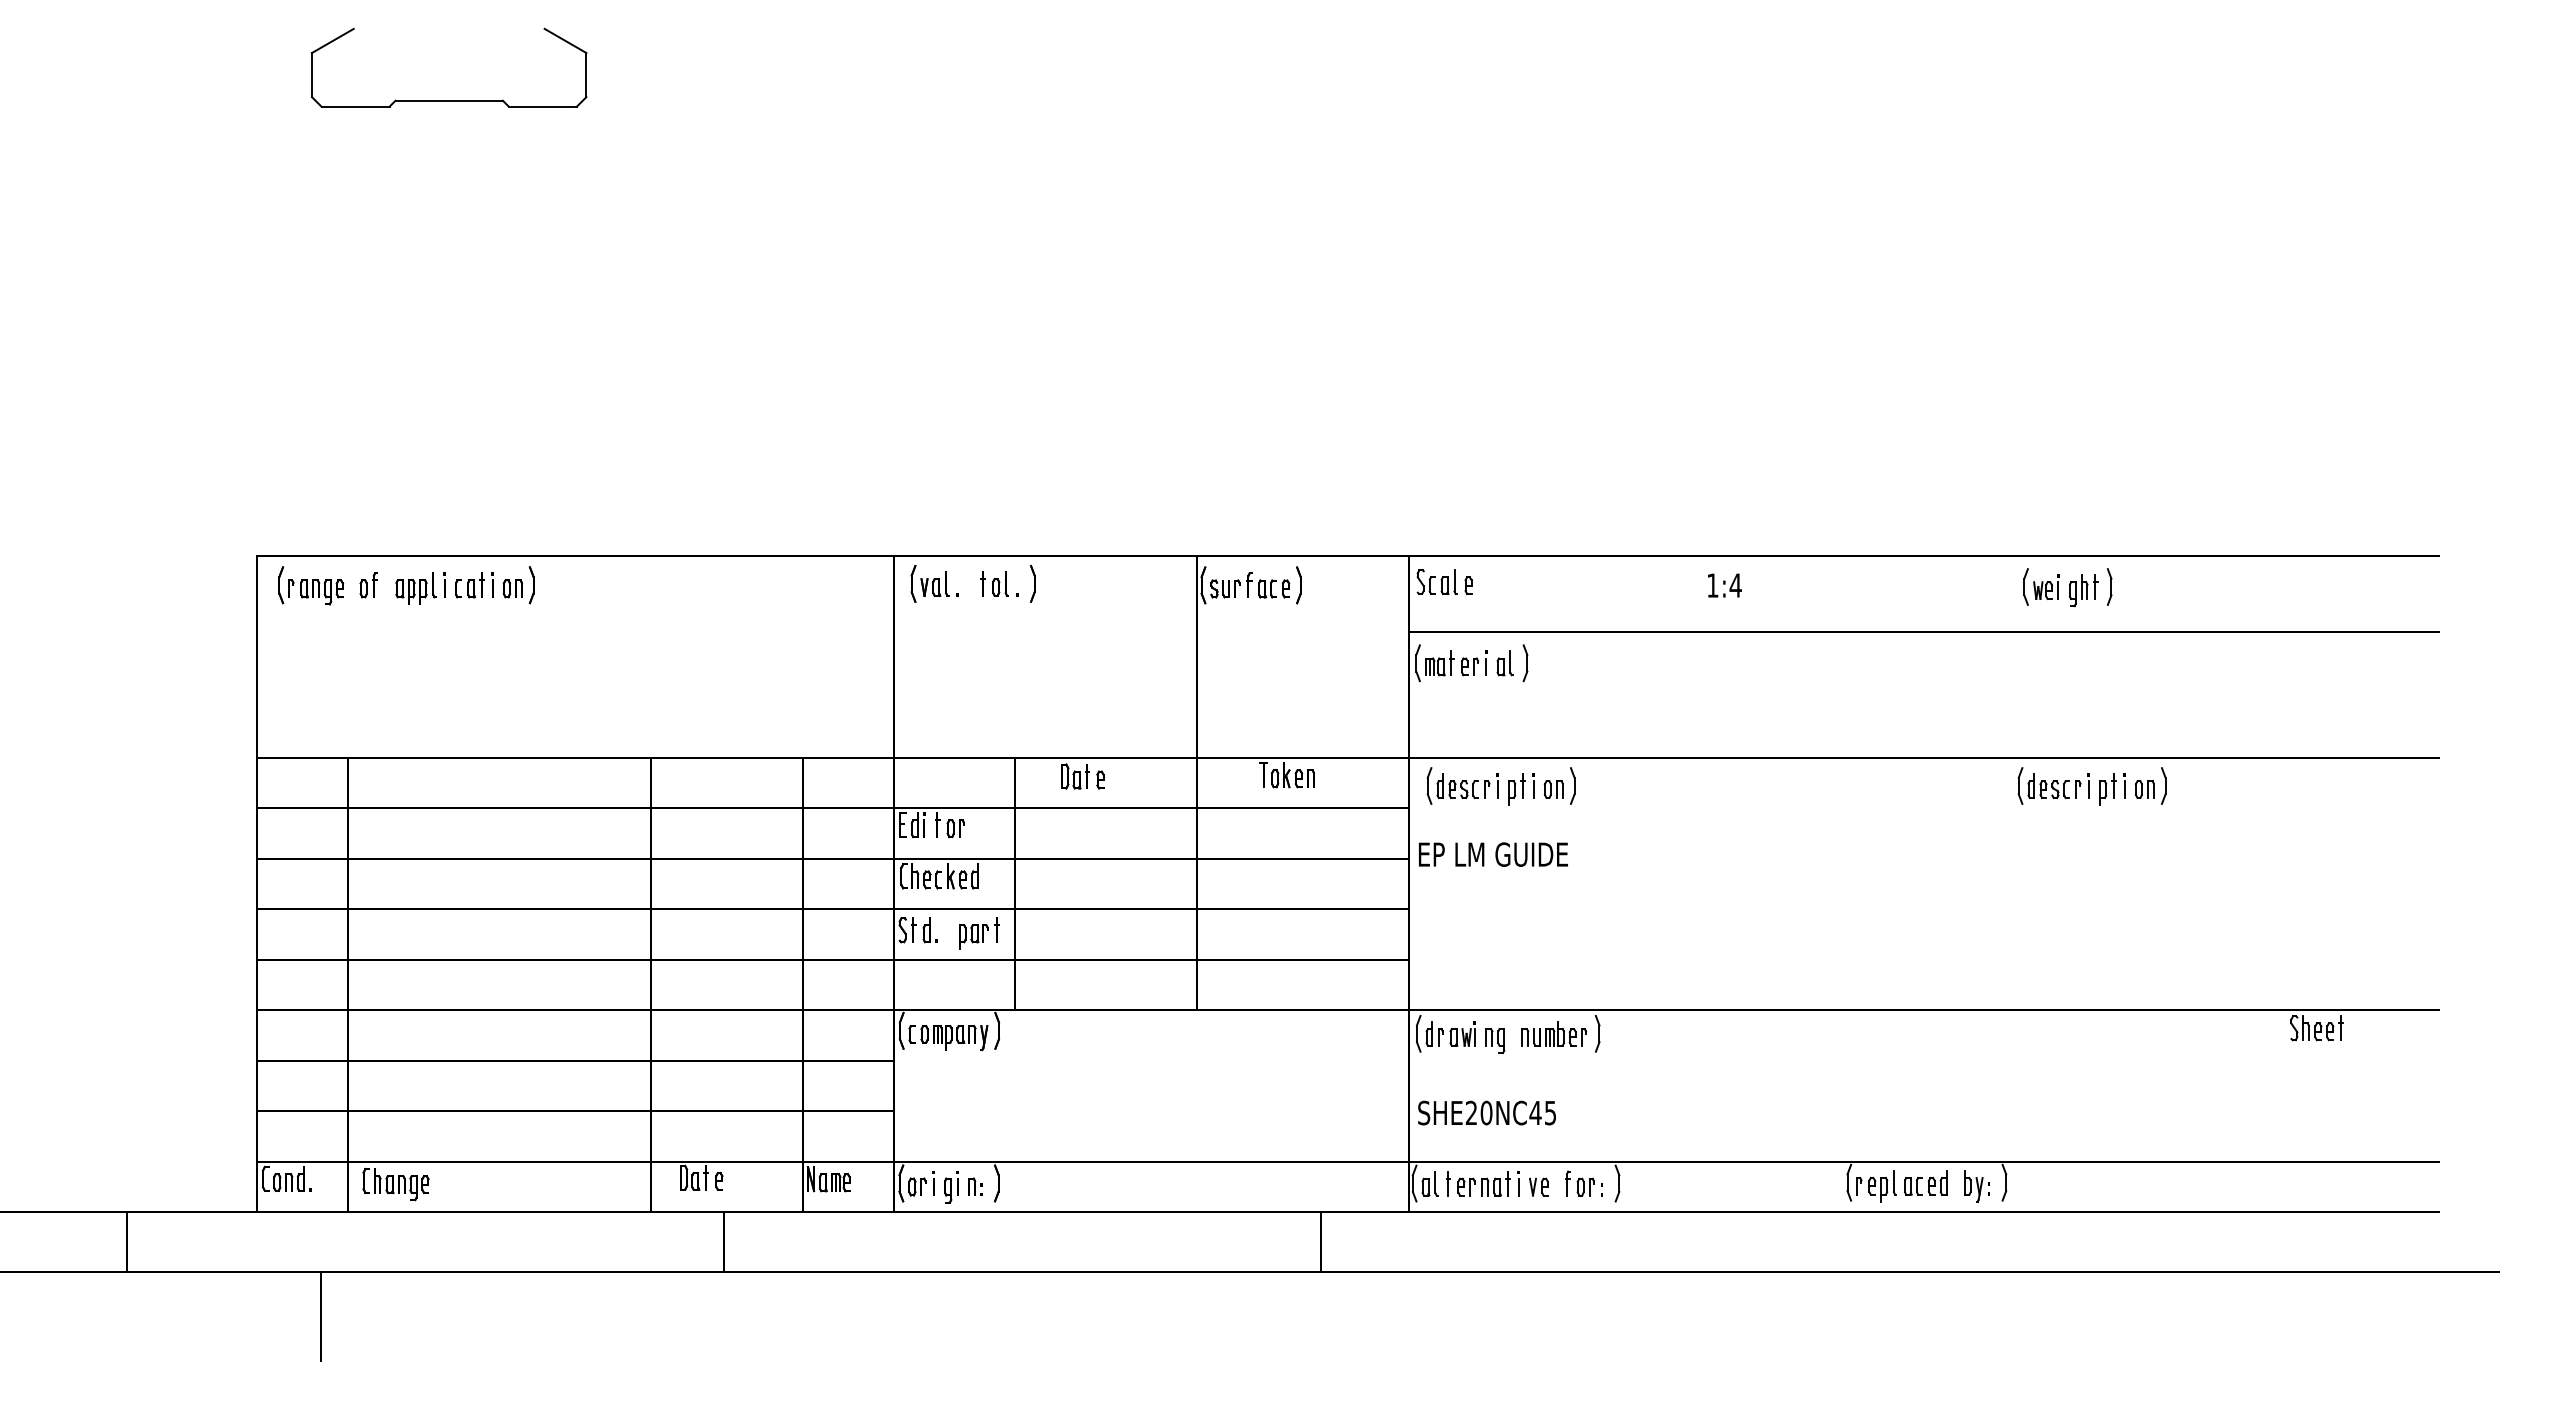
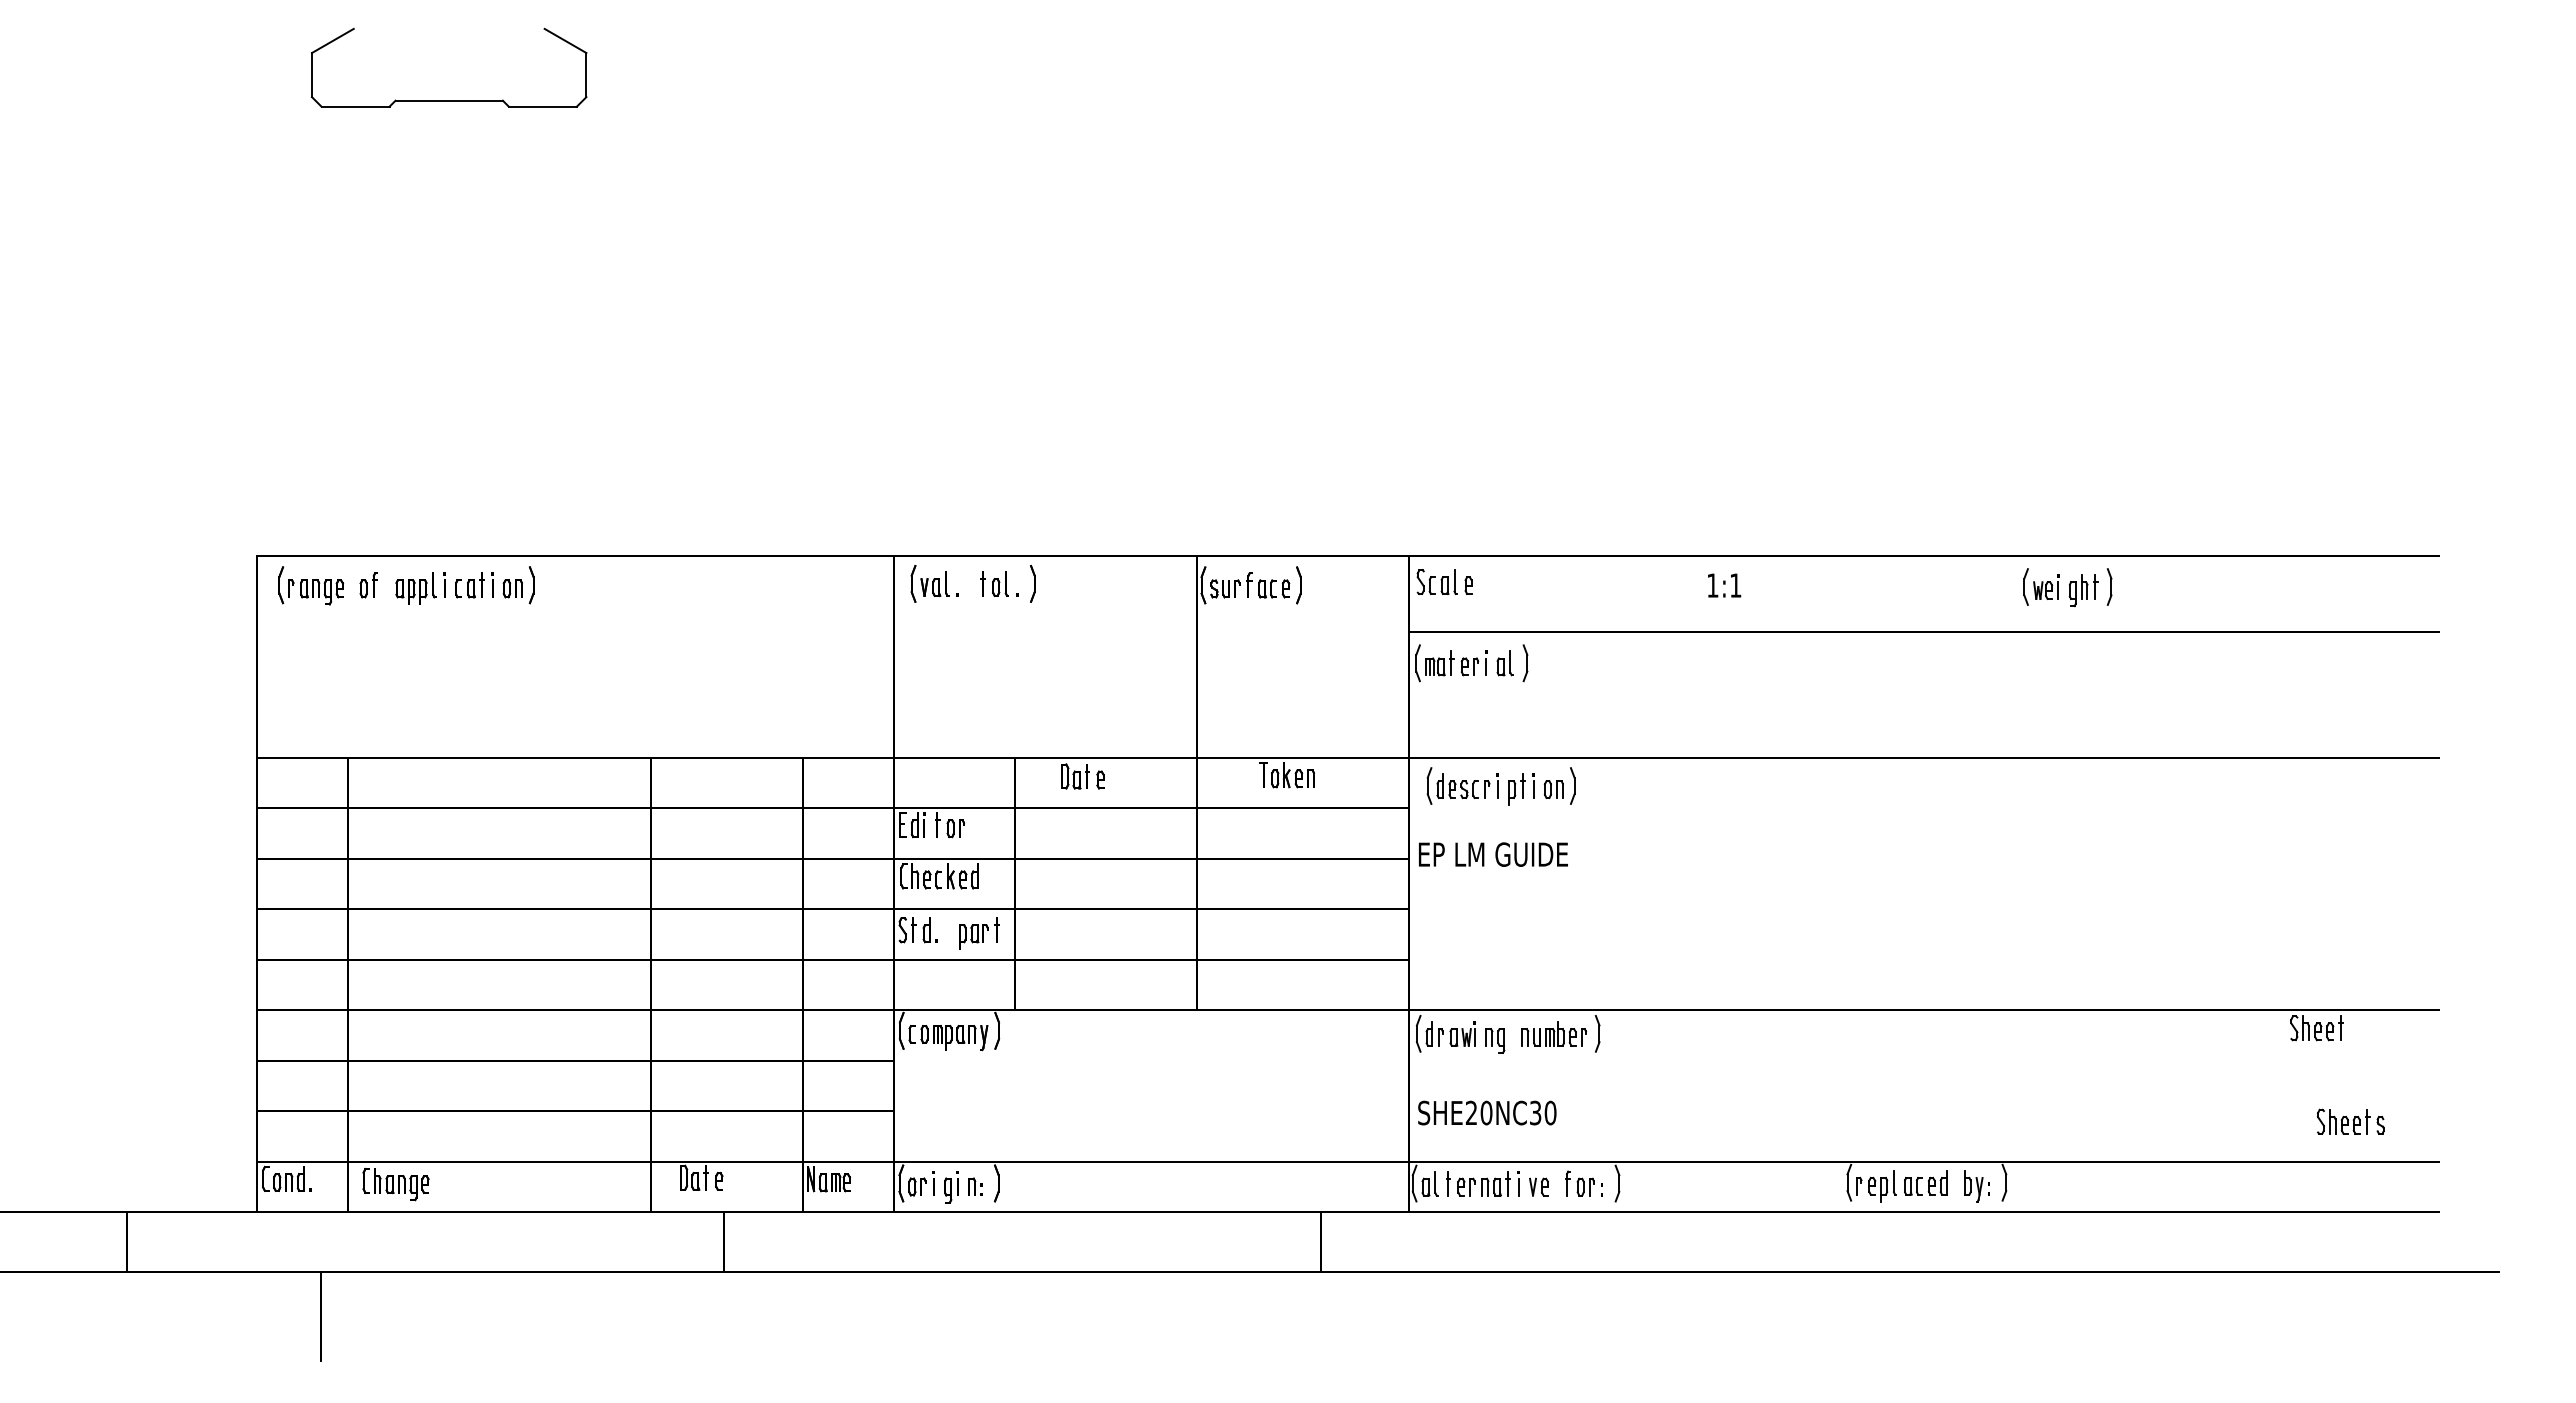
text: 1:4 -> 1:1 (1735, 585)
part: present -> none (2091, 786)
text: SHE20NC45 -> SHE20NC30 (1542, 1112)
part: none -> present (2350, 1121)
